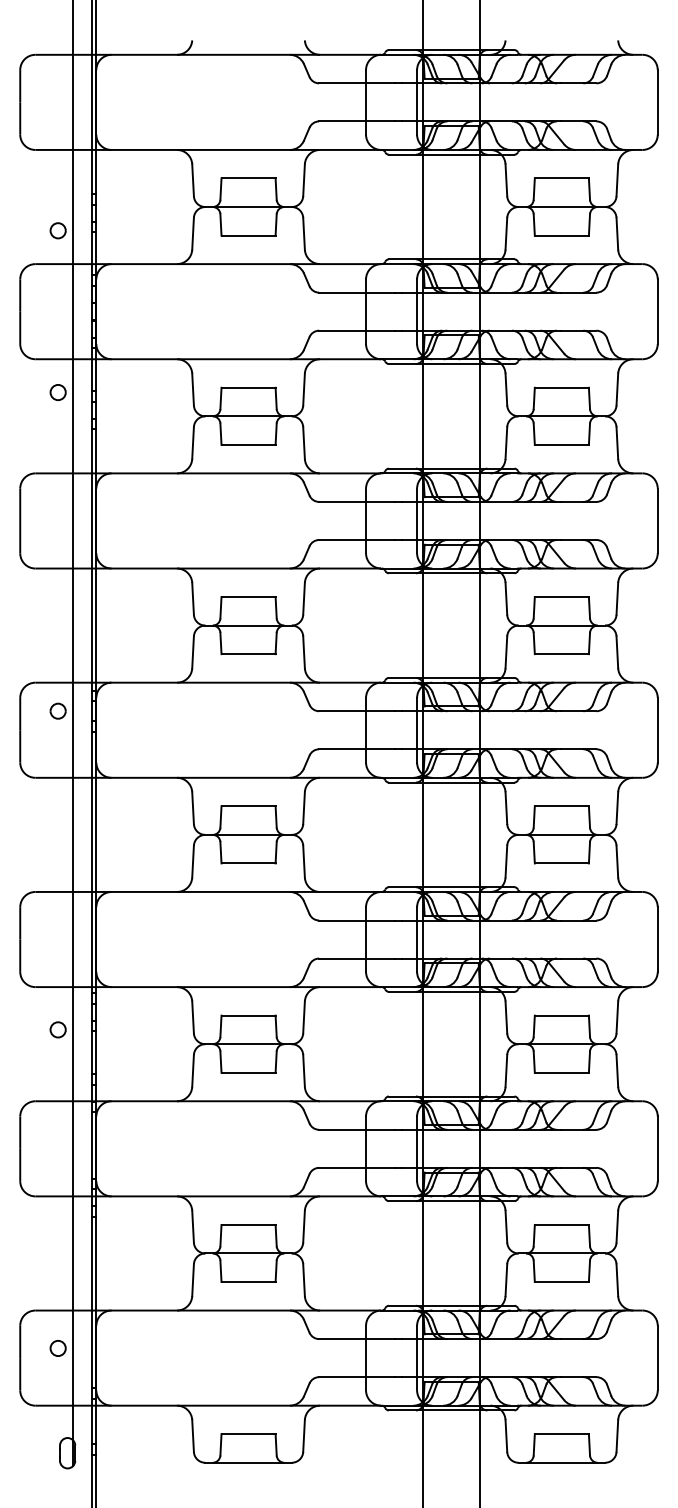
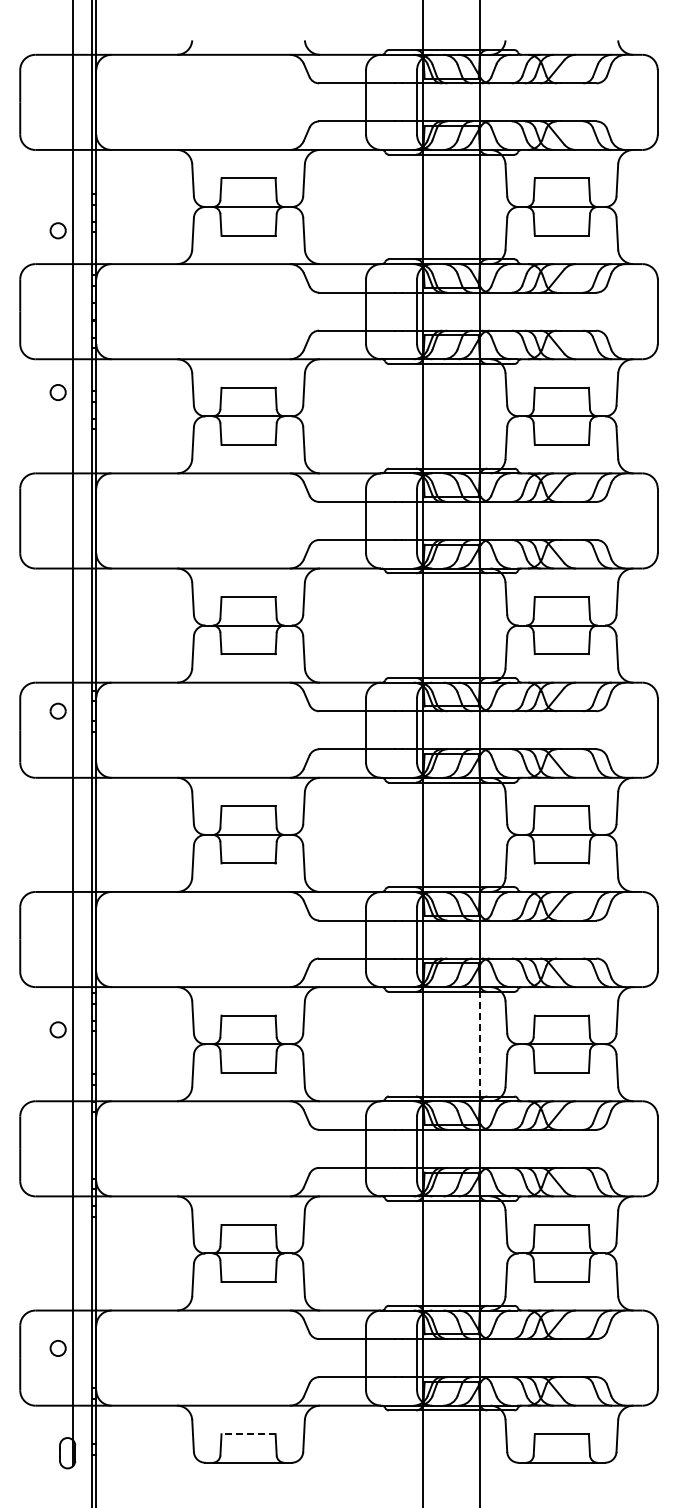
line: solid -> dashed (480, 1043)
line: solid -> dashed (248, 1434)
